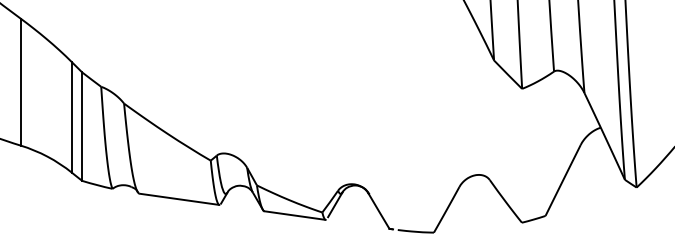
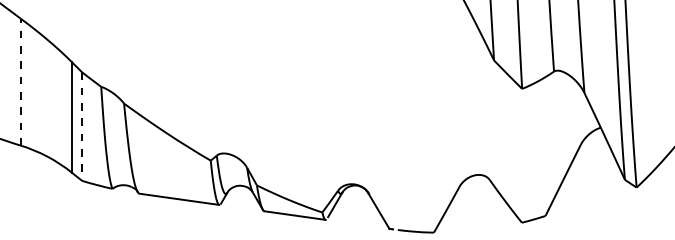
line: solid -> dashed (20, 81)
line: solid -> dashed (82, 127)
